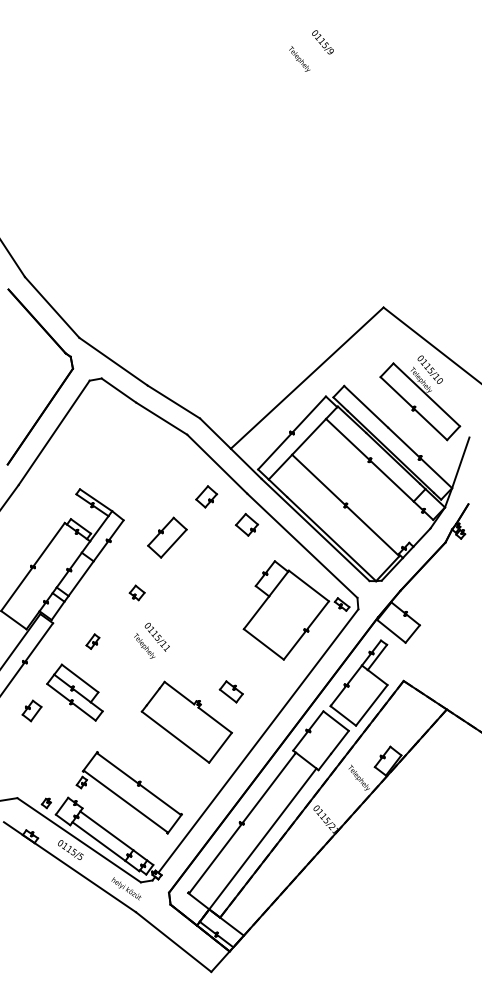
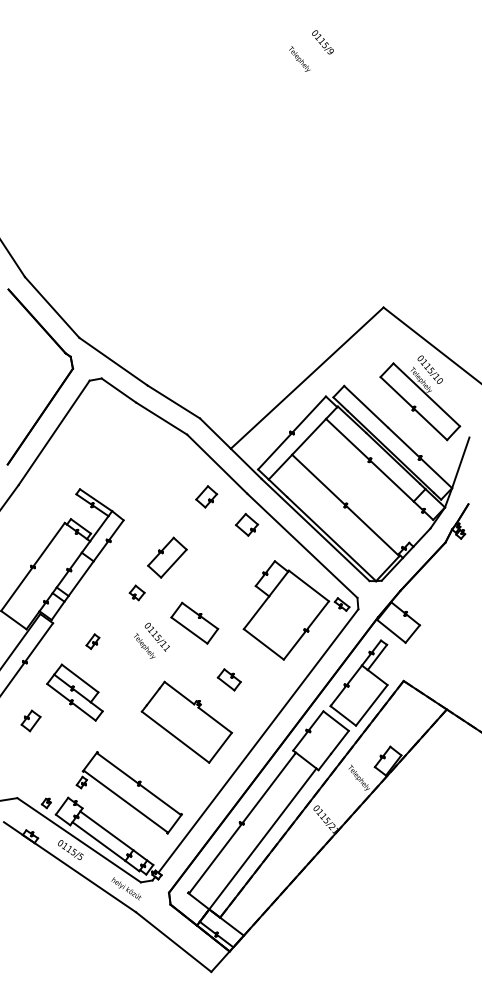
part position: (167, 537) -> (167, 557) (167, 557)
part: none -> present (194, 622)
part position: (230, 691) -> (228, 679) (228, 679)
part position: (31, 710) -> (30, 720) (30, 720)
